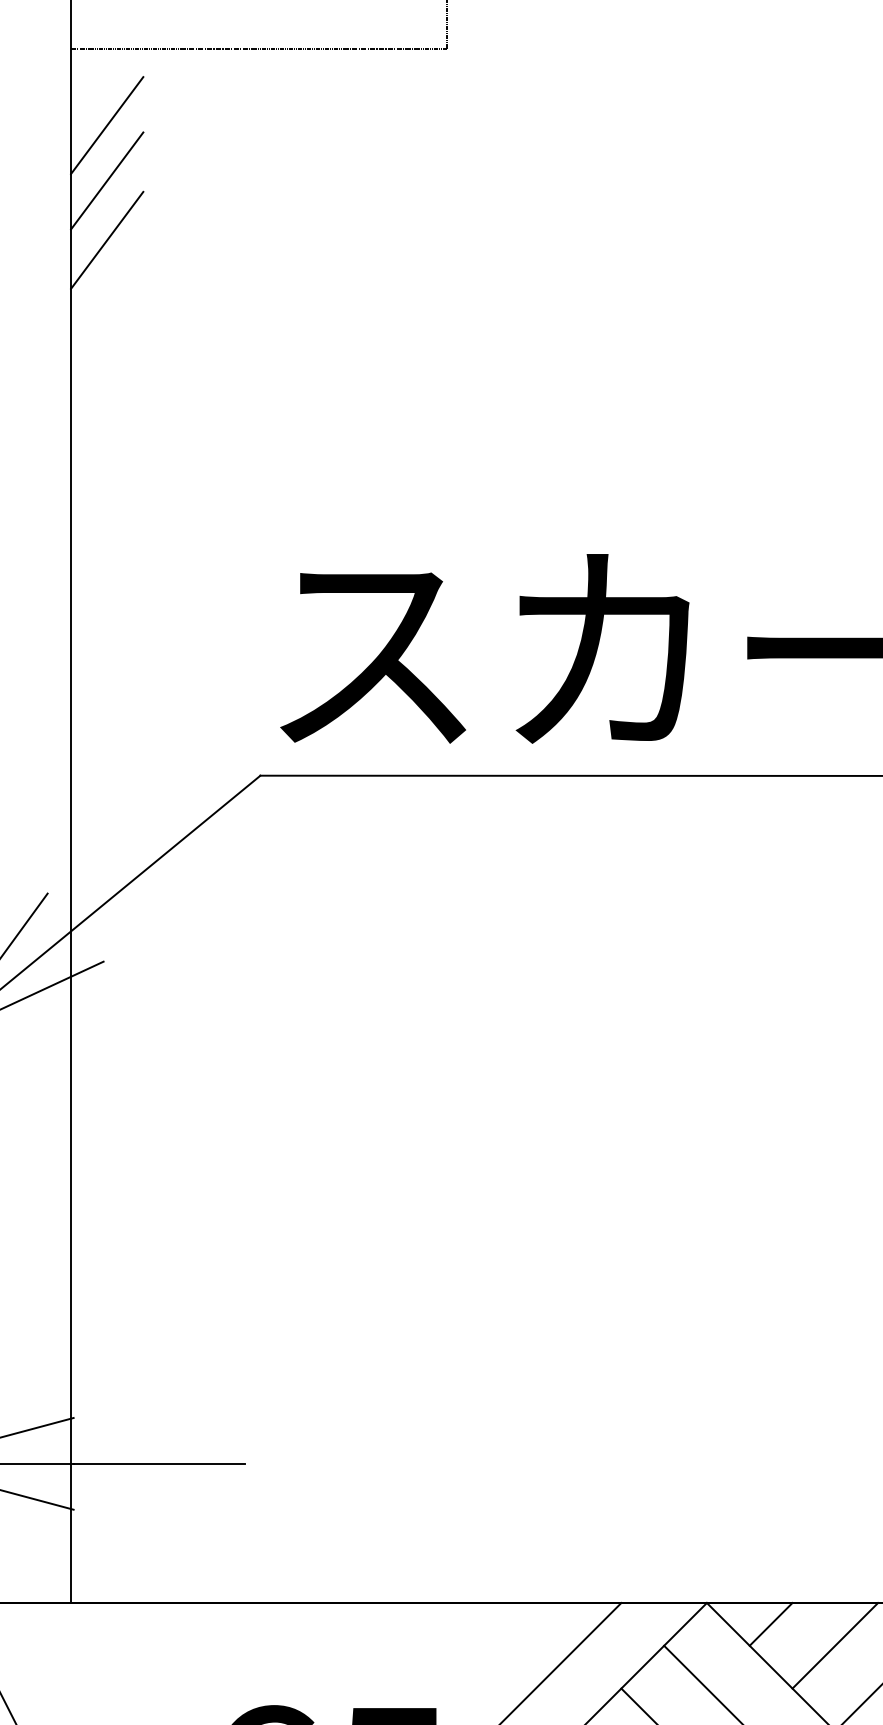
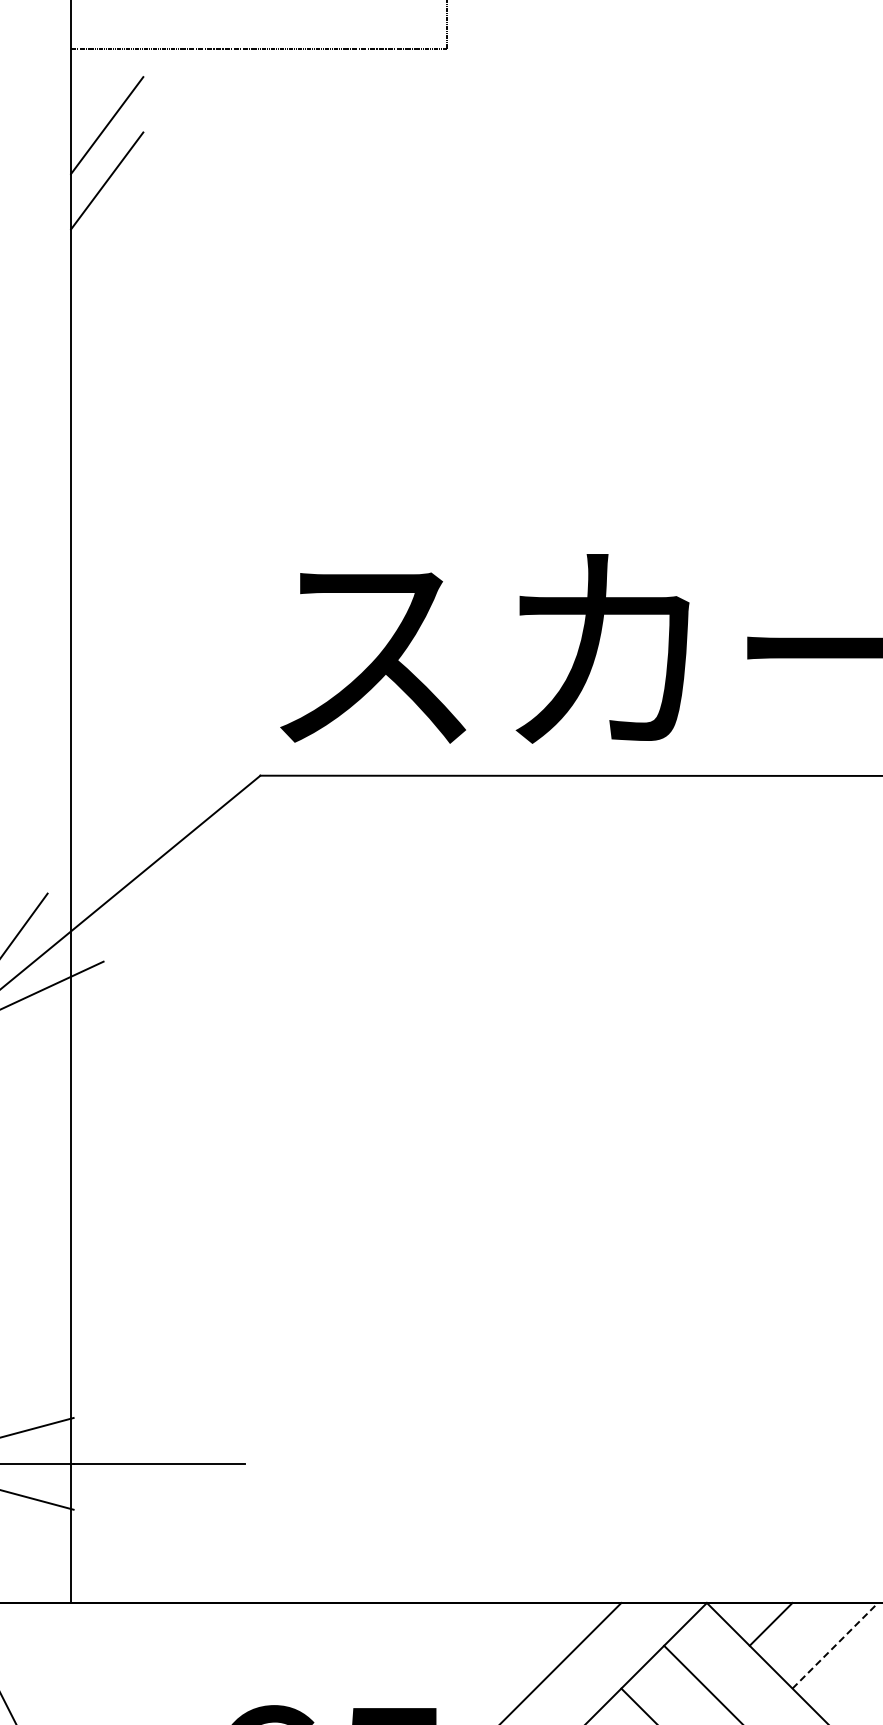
line: present -> none (107, 239)
line: solid -> dashed (835, 1645)
line: present -> none (862, 1703)
